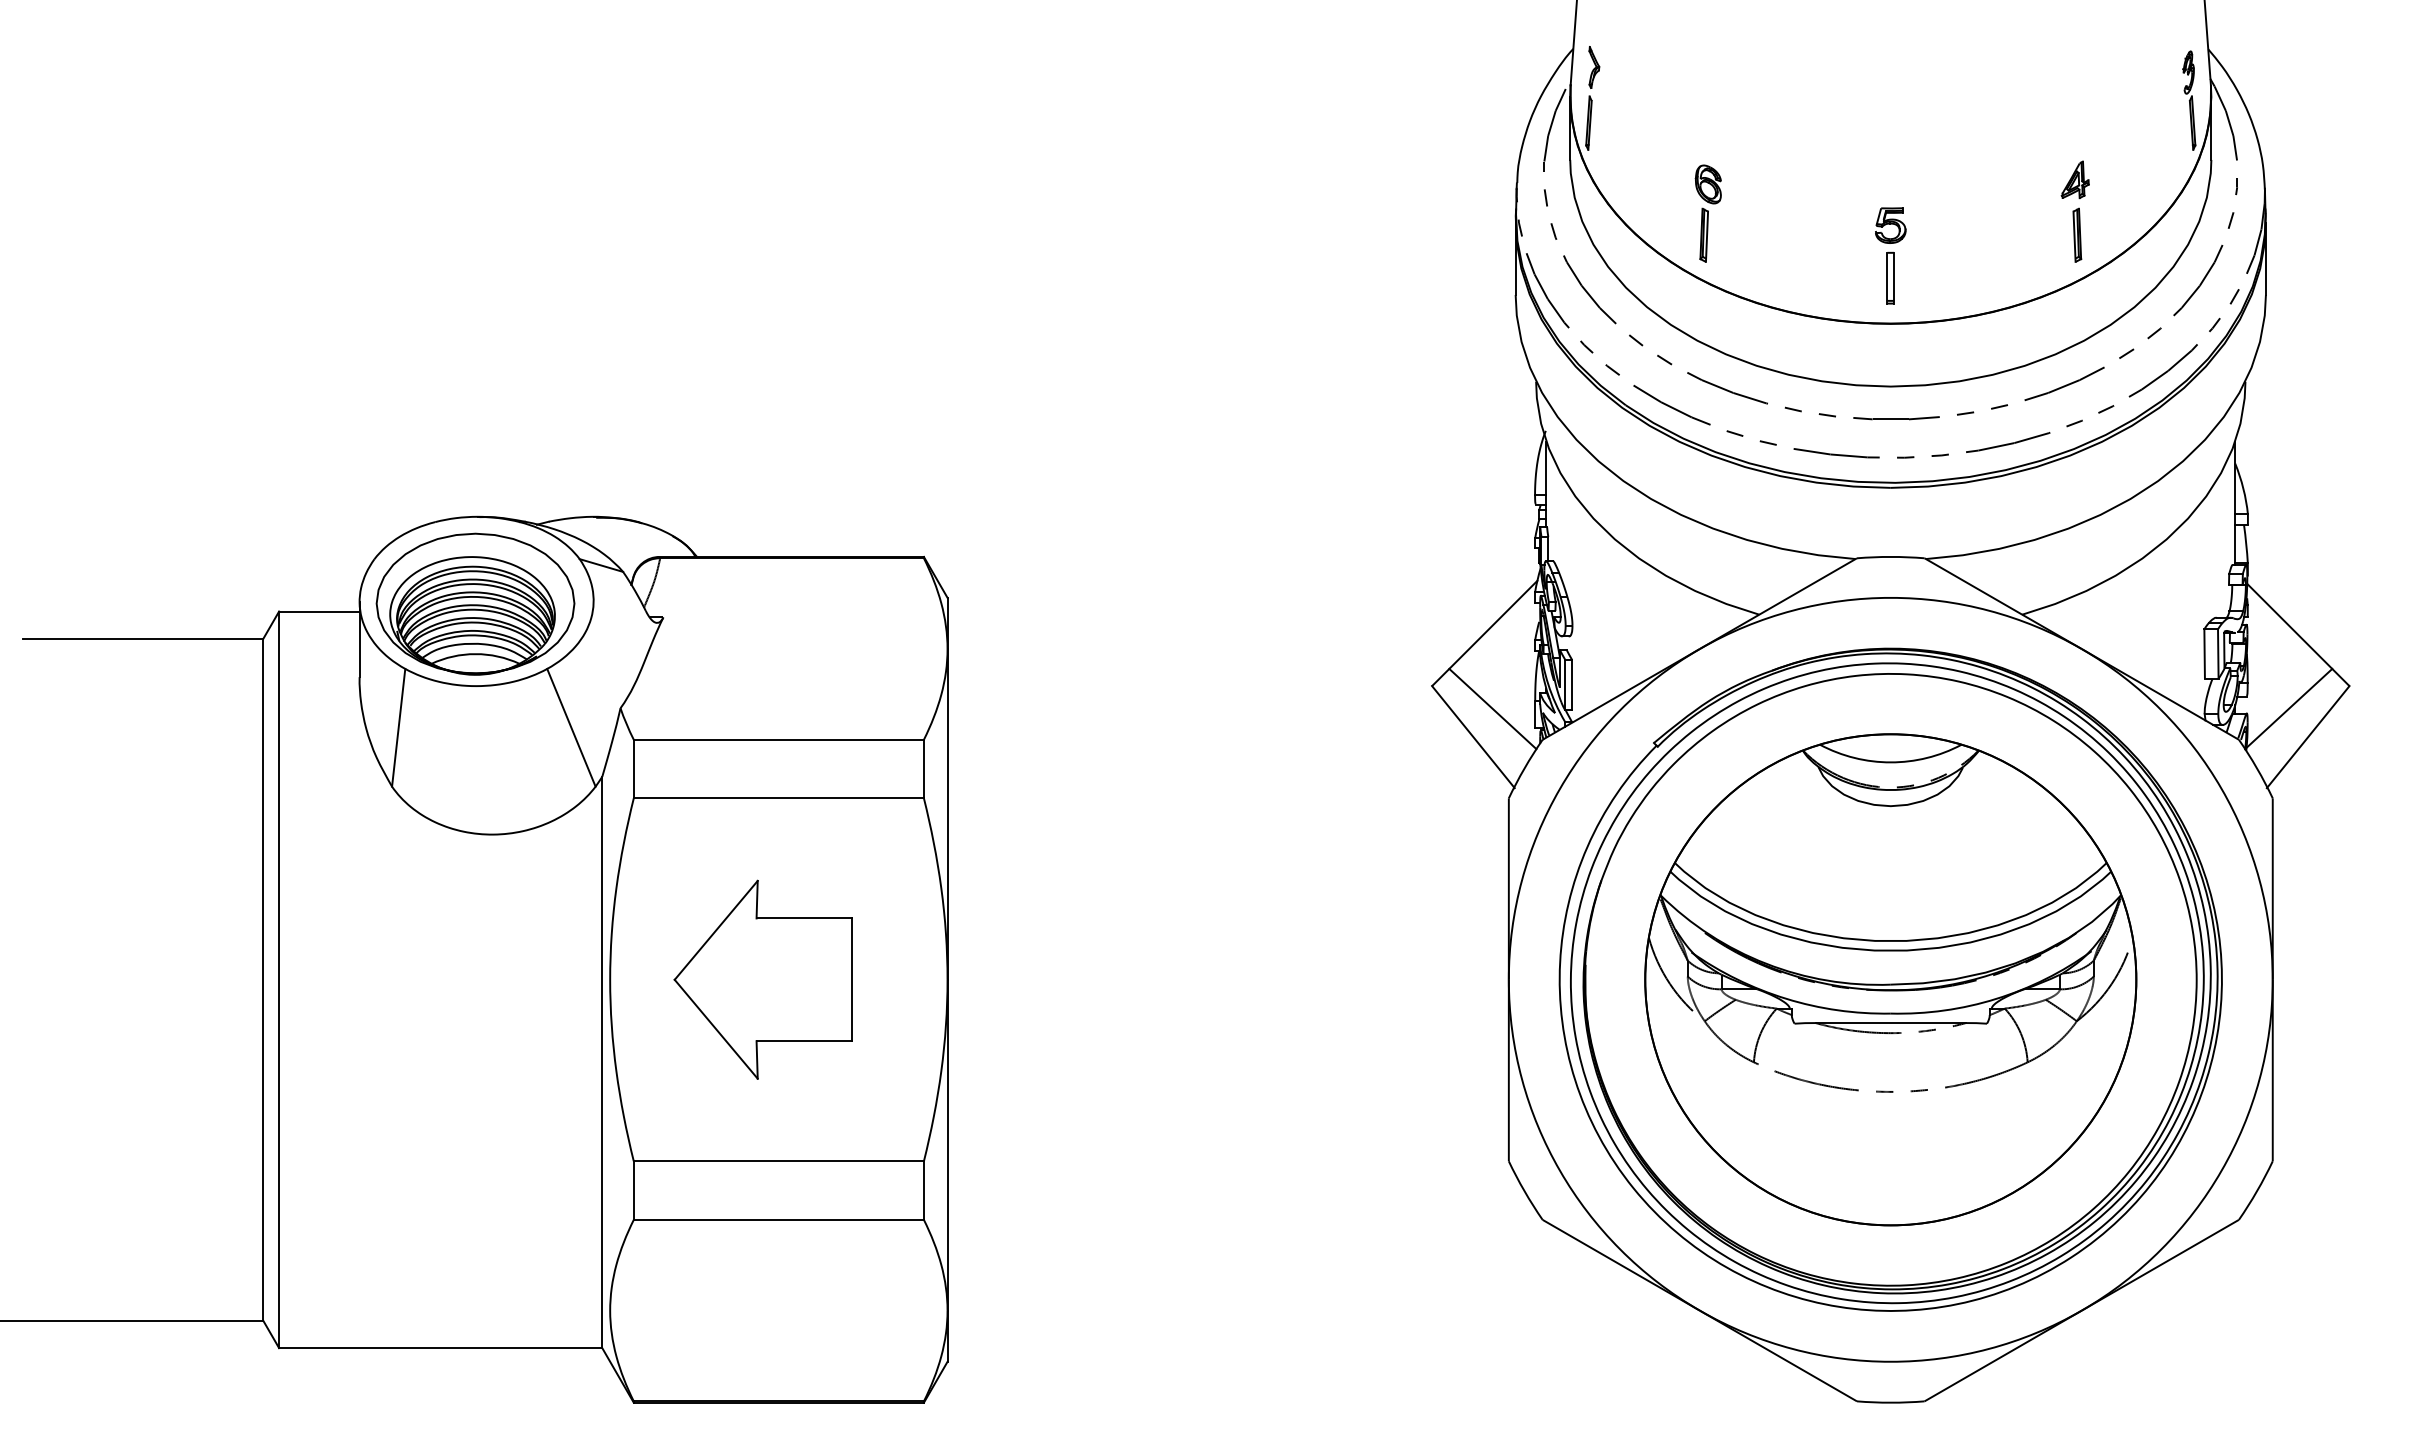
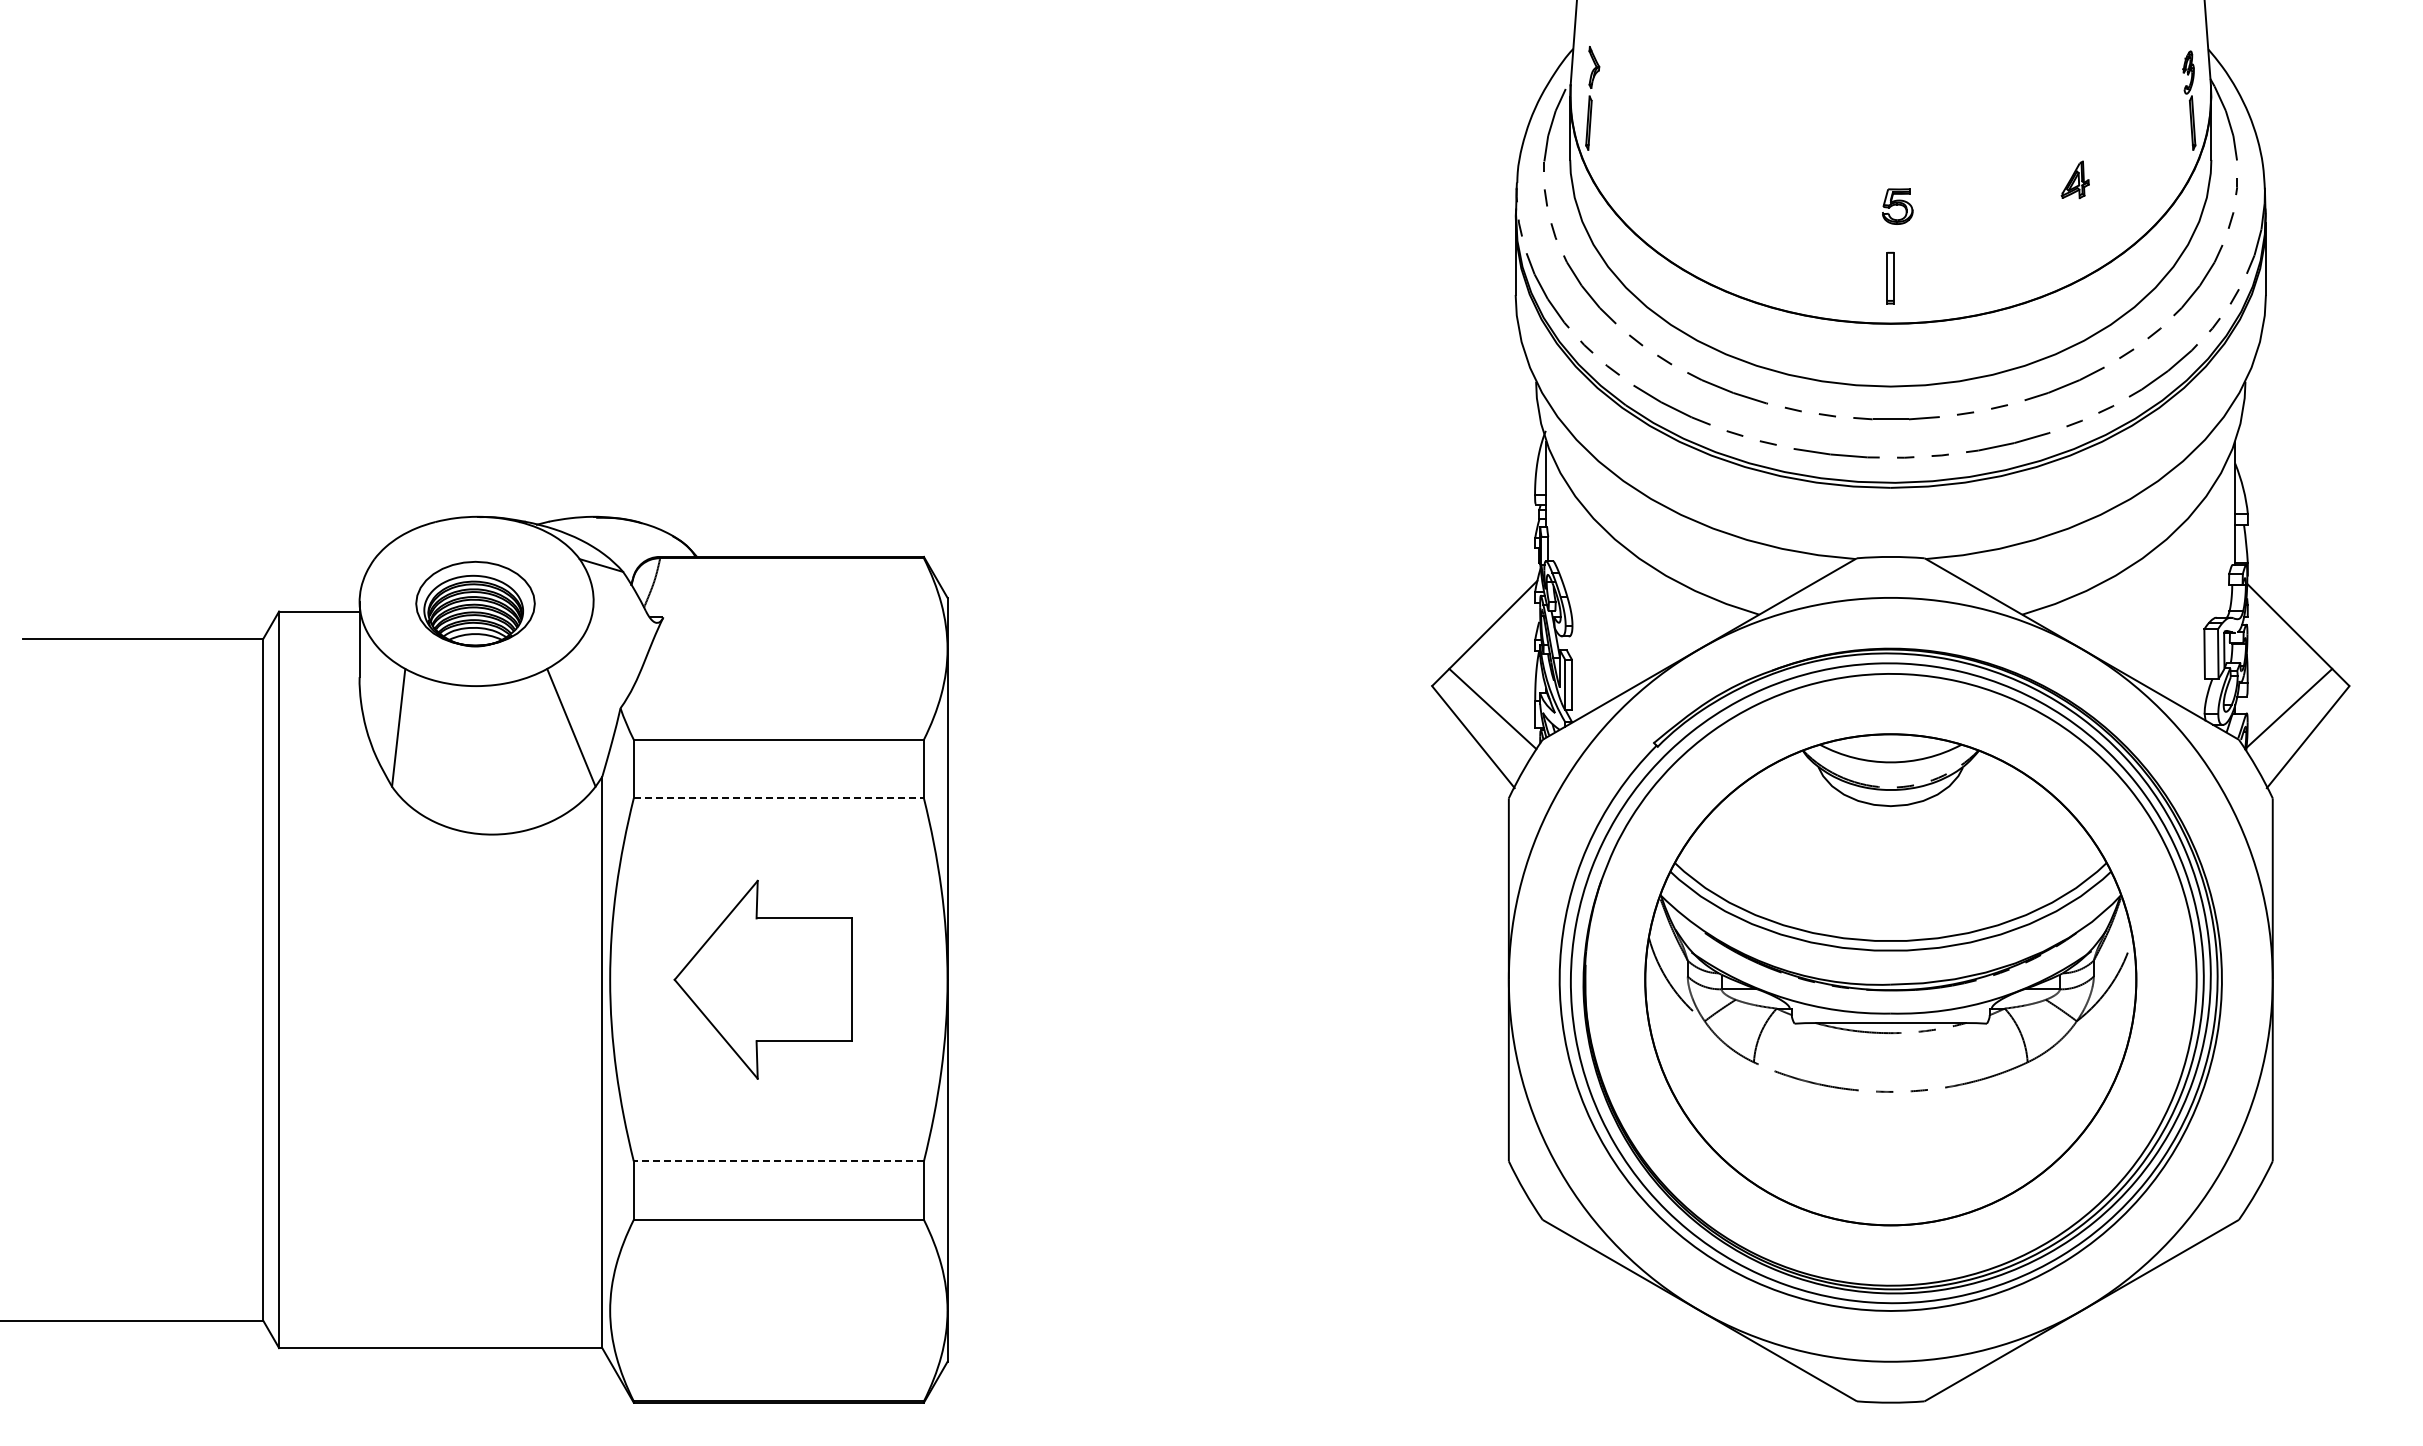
part: present -> none (1707, 213)
part position: (1890, 225) -> (1897, 206) (1897, 206)
part: present -> none (2077, 234)
part size: 201x144 px -> 121x88 px (475, 603)
line: solid -> dashed (779, 798)
line: solid -> dashed (778, 1161)
